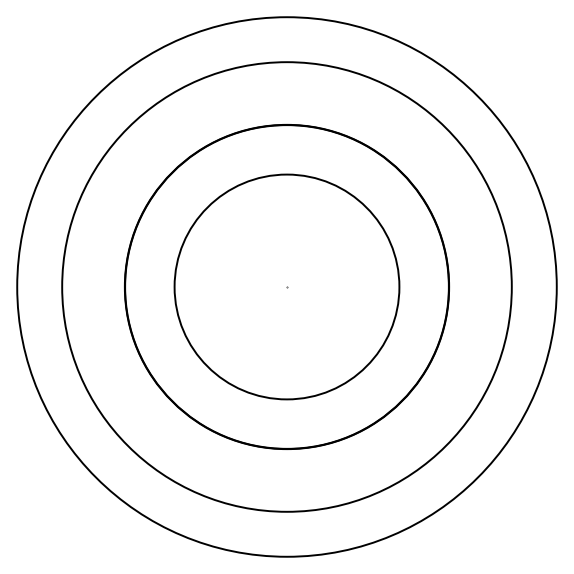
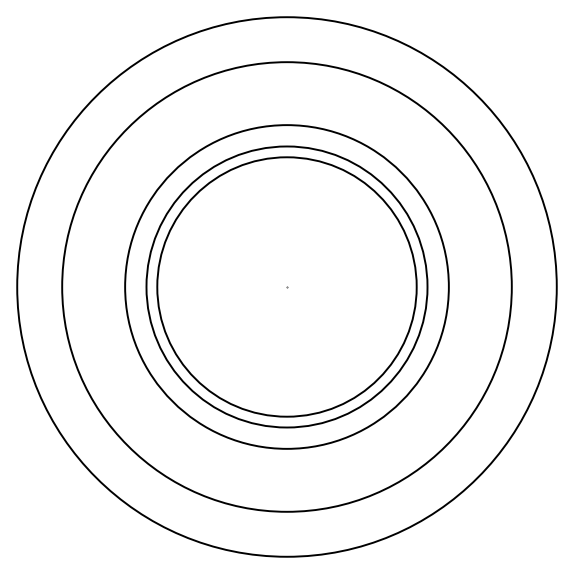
circle diameter: 225 px -> 281 px (286, 286)
circle diameter: 324 px -> 259 px (286, 286)
